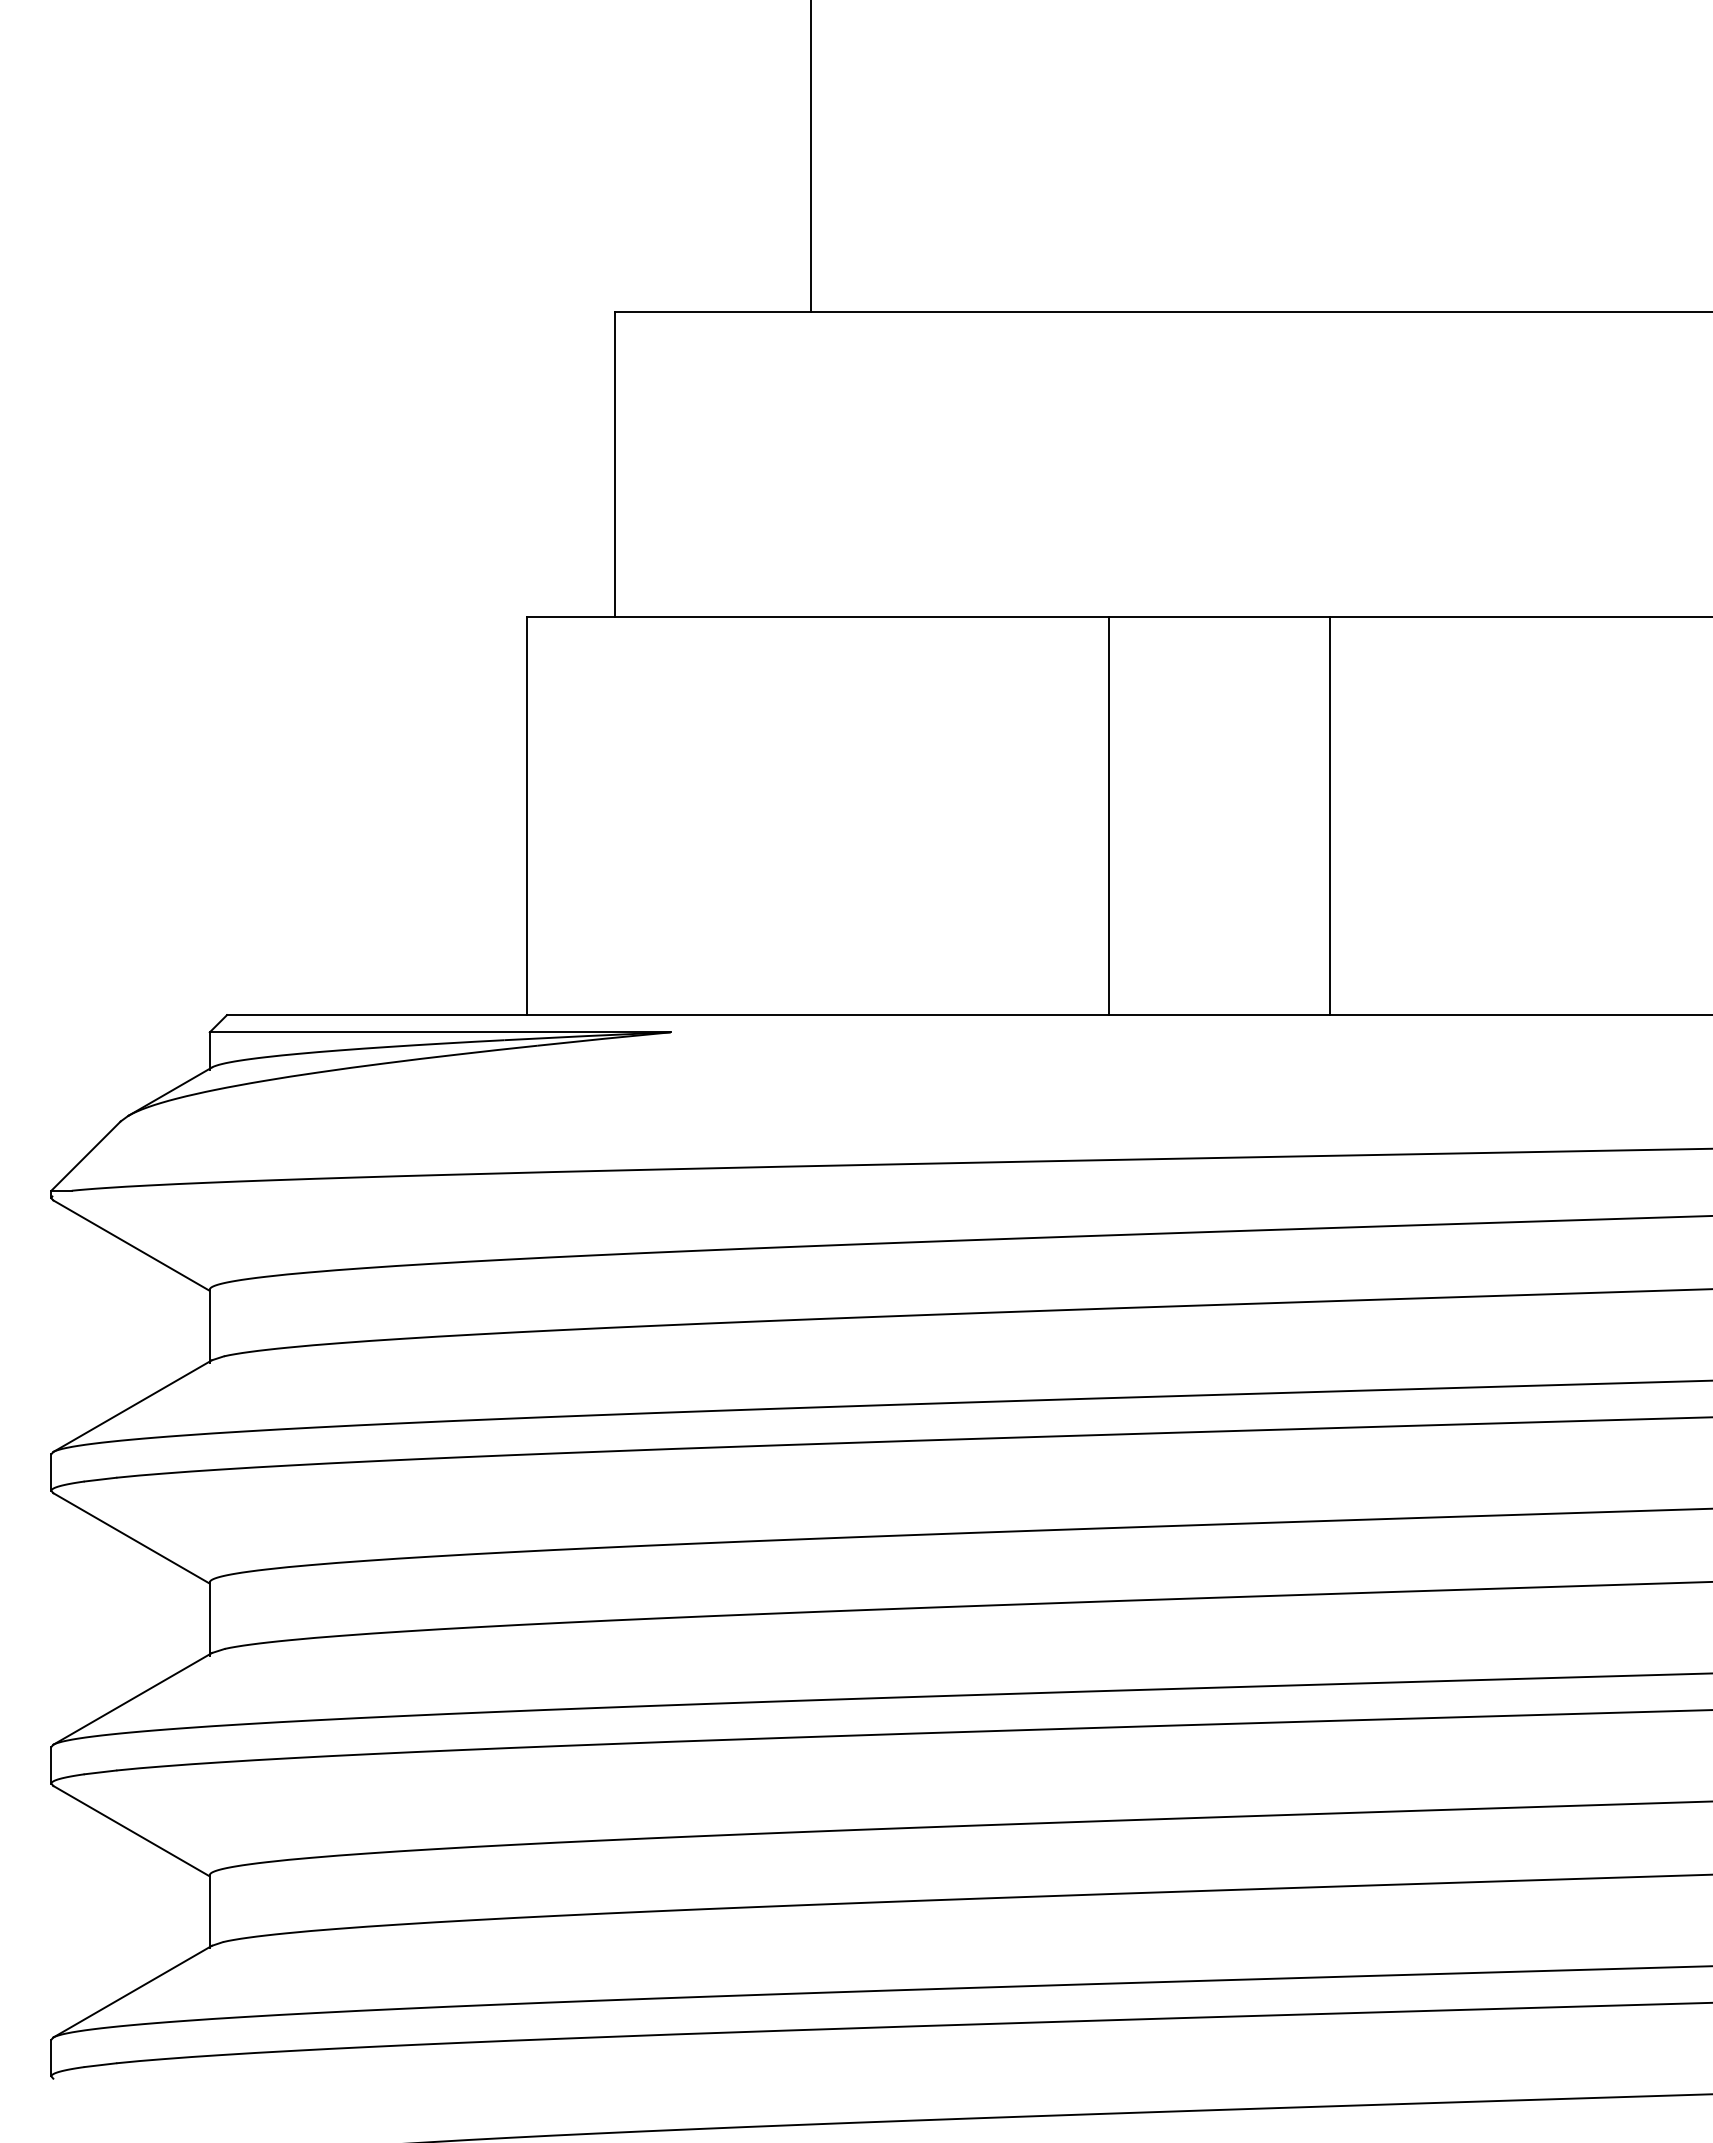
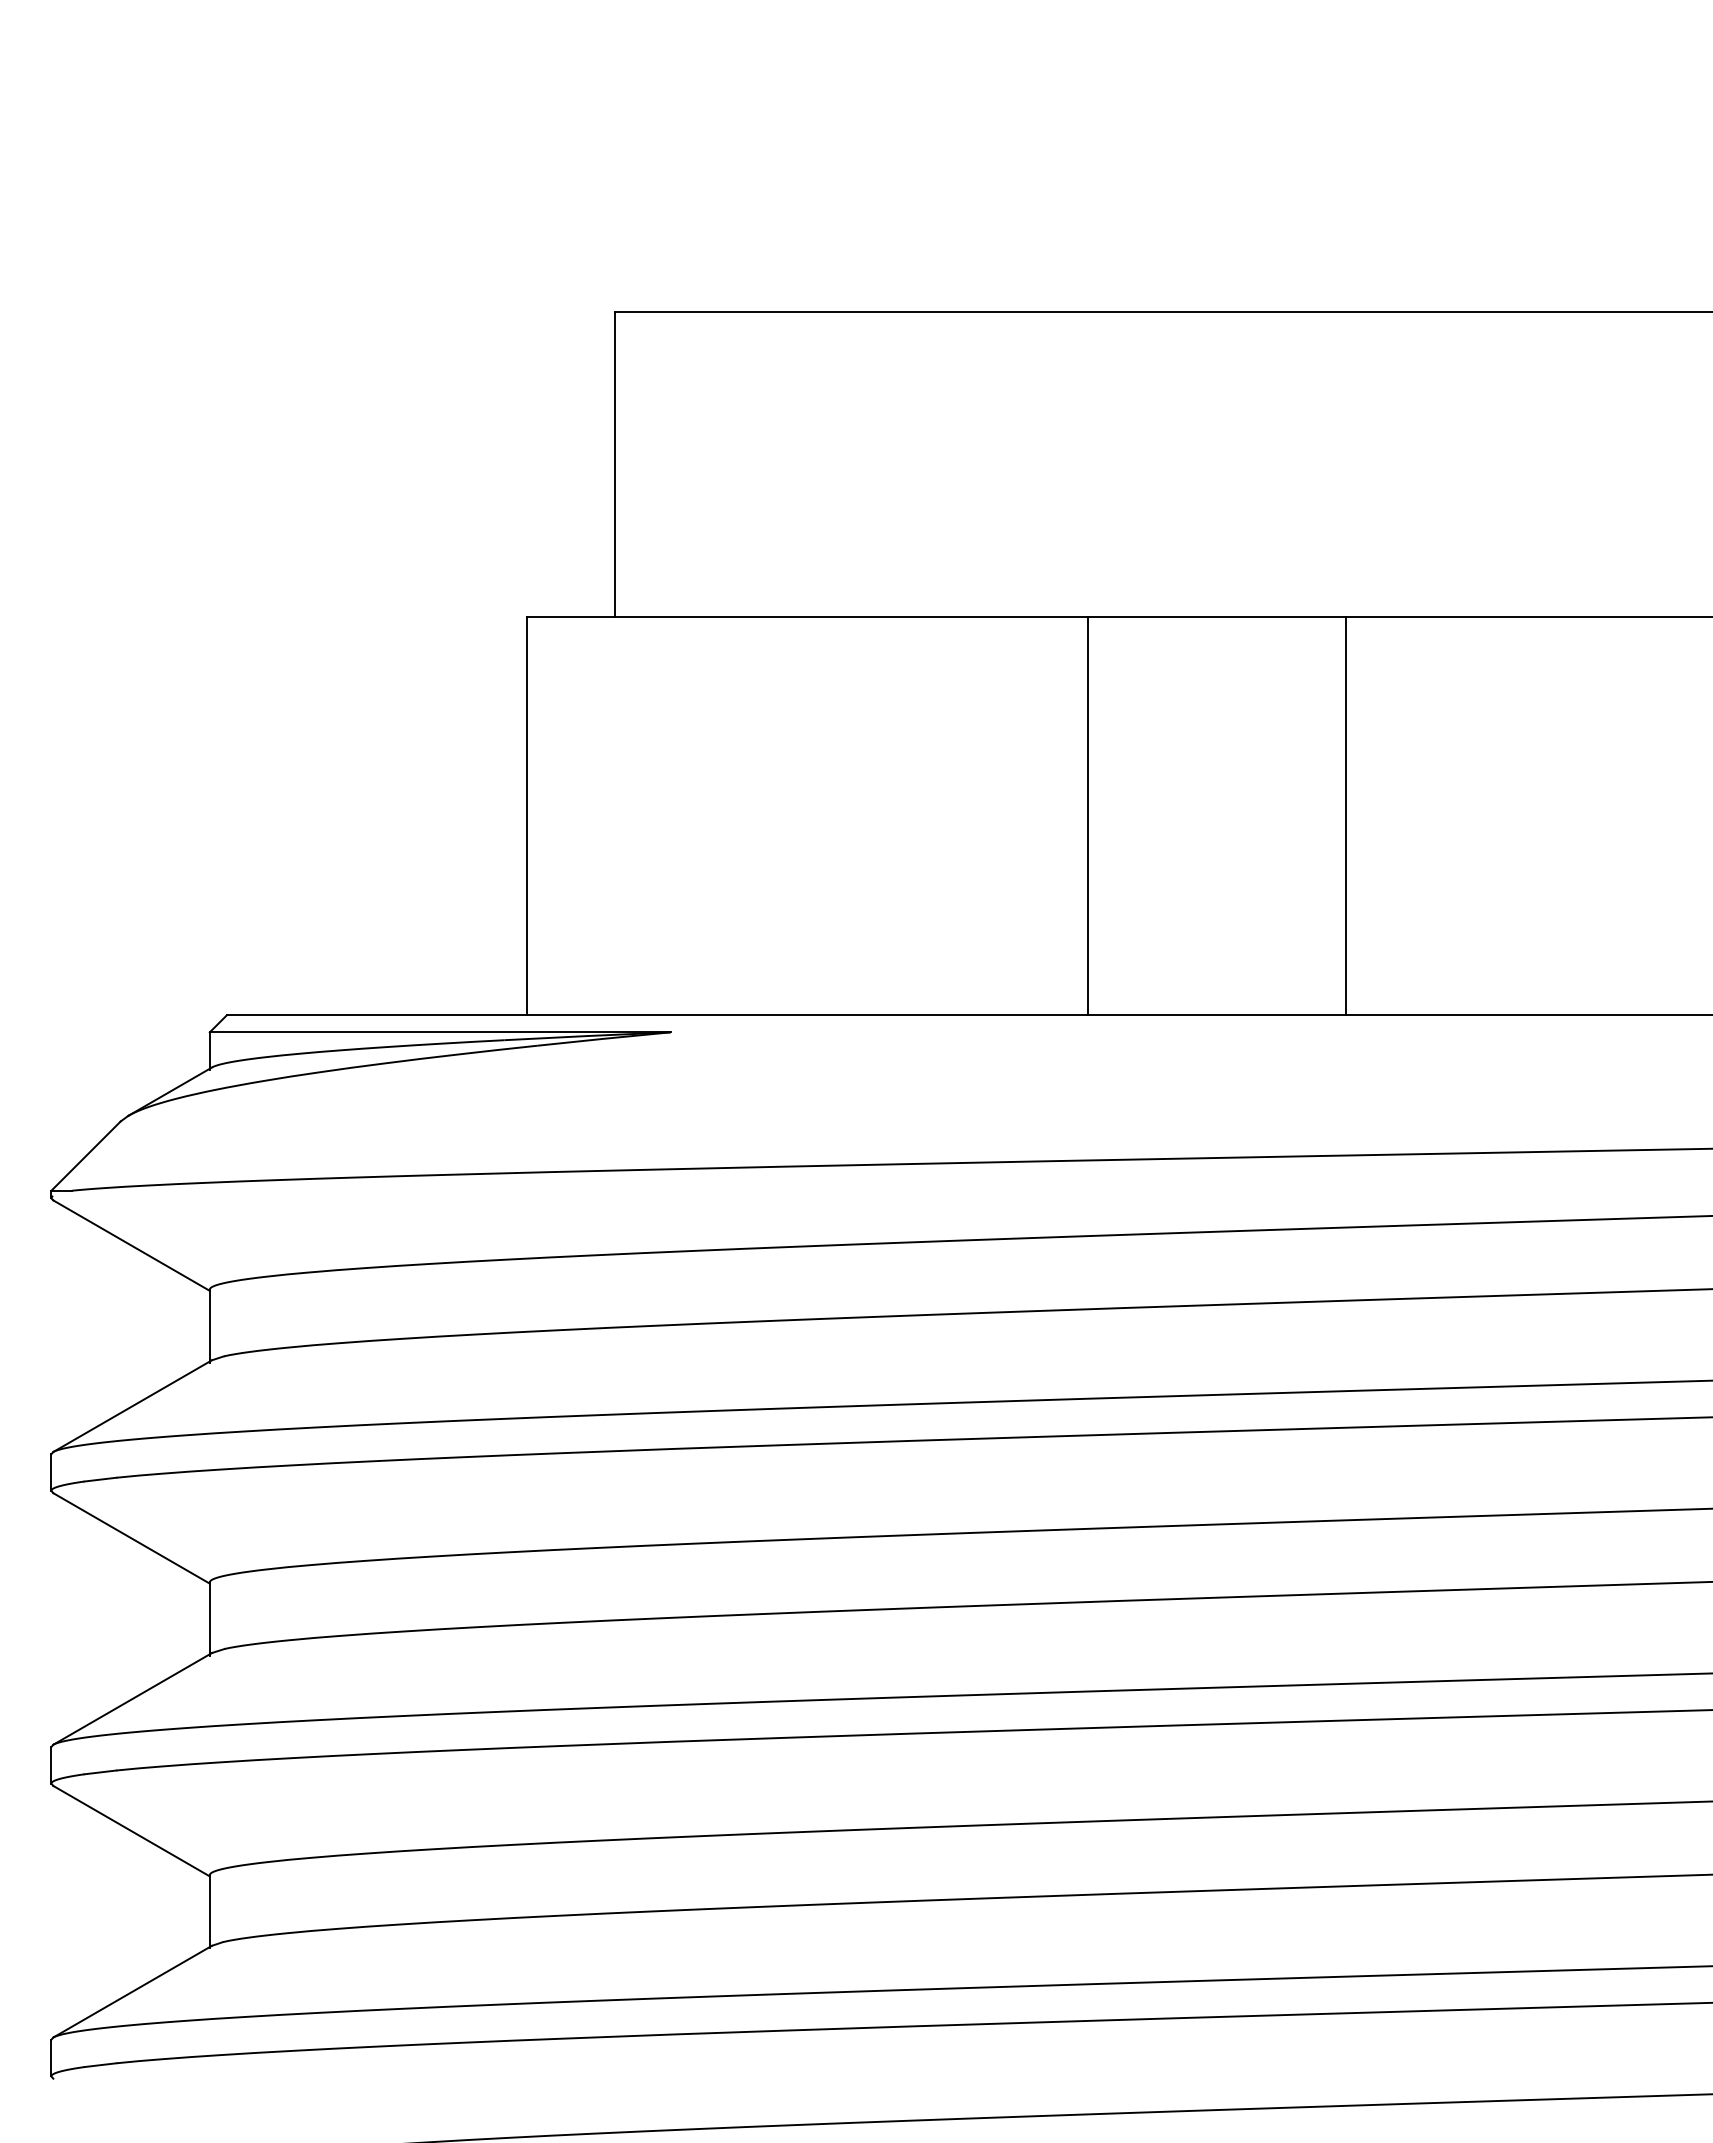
line: present -> none (811, 157)
line position: (1108, 815) -> (1087, 815) (1087, 815)
line position: (1330, 815) -> (1346, 815) (1346, 815)
